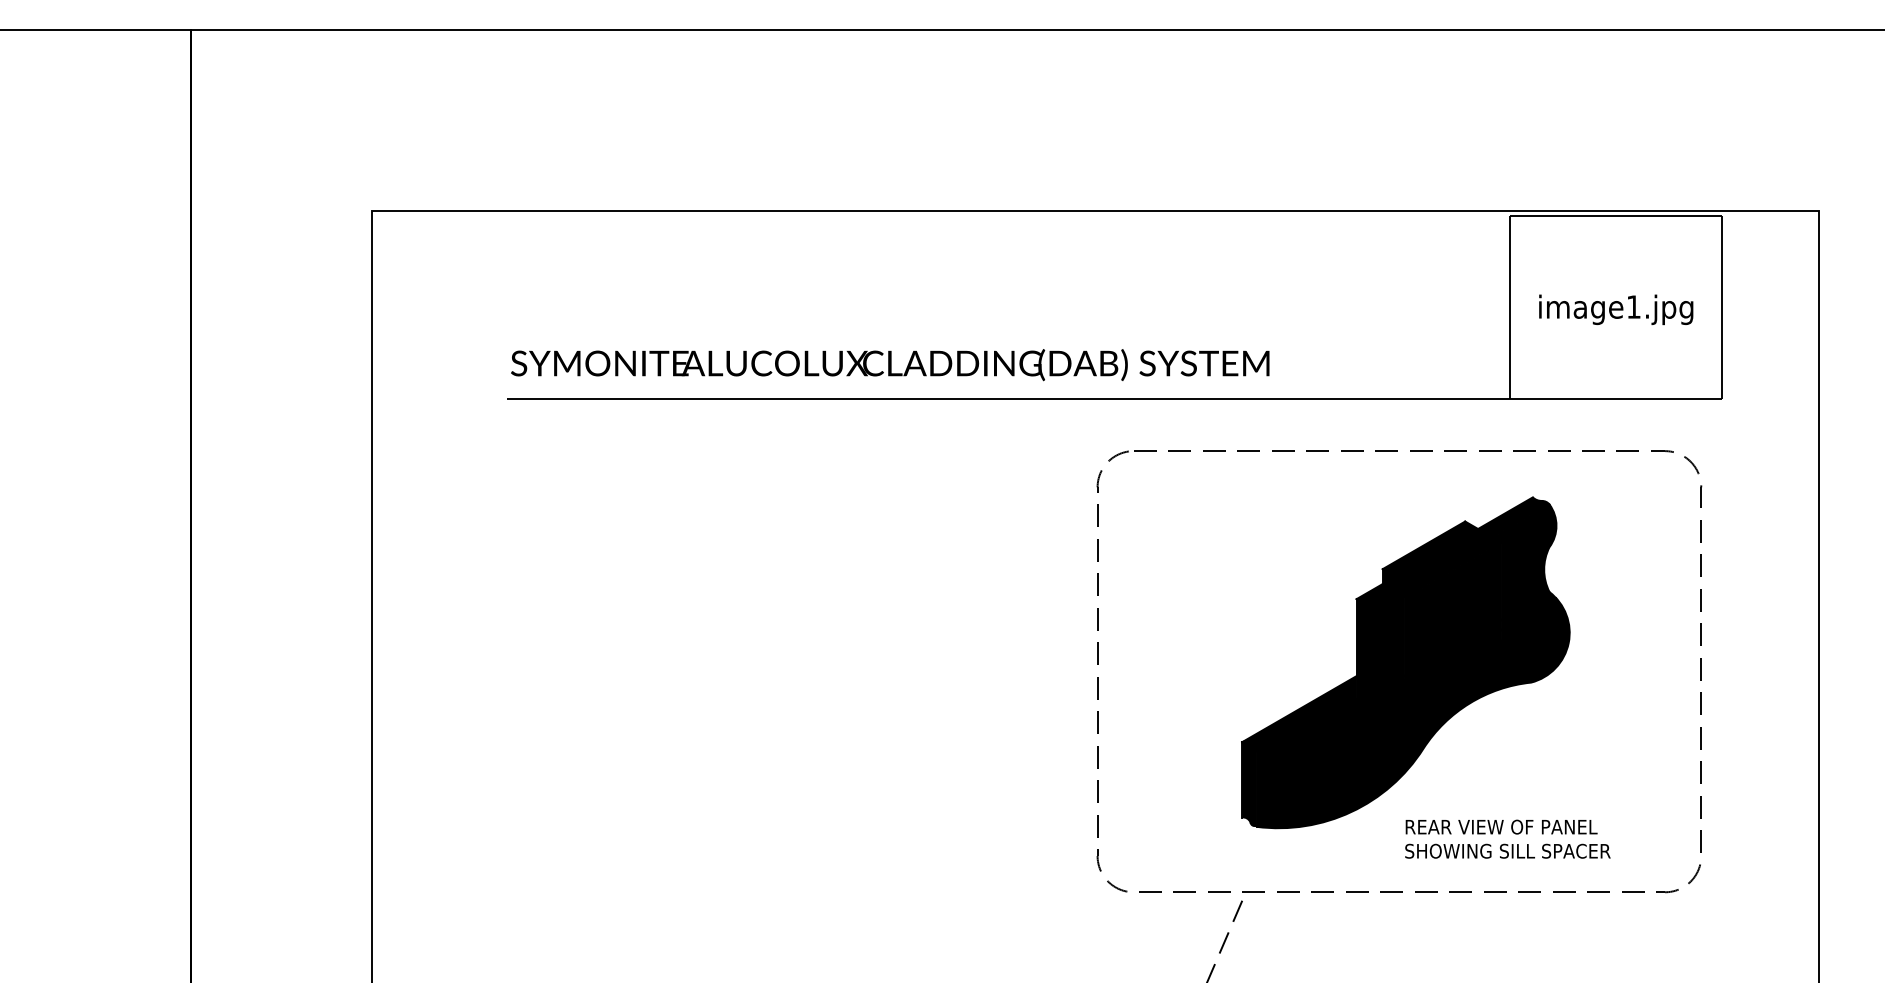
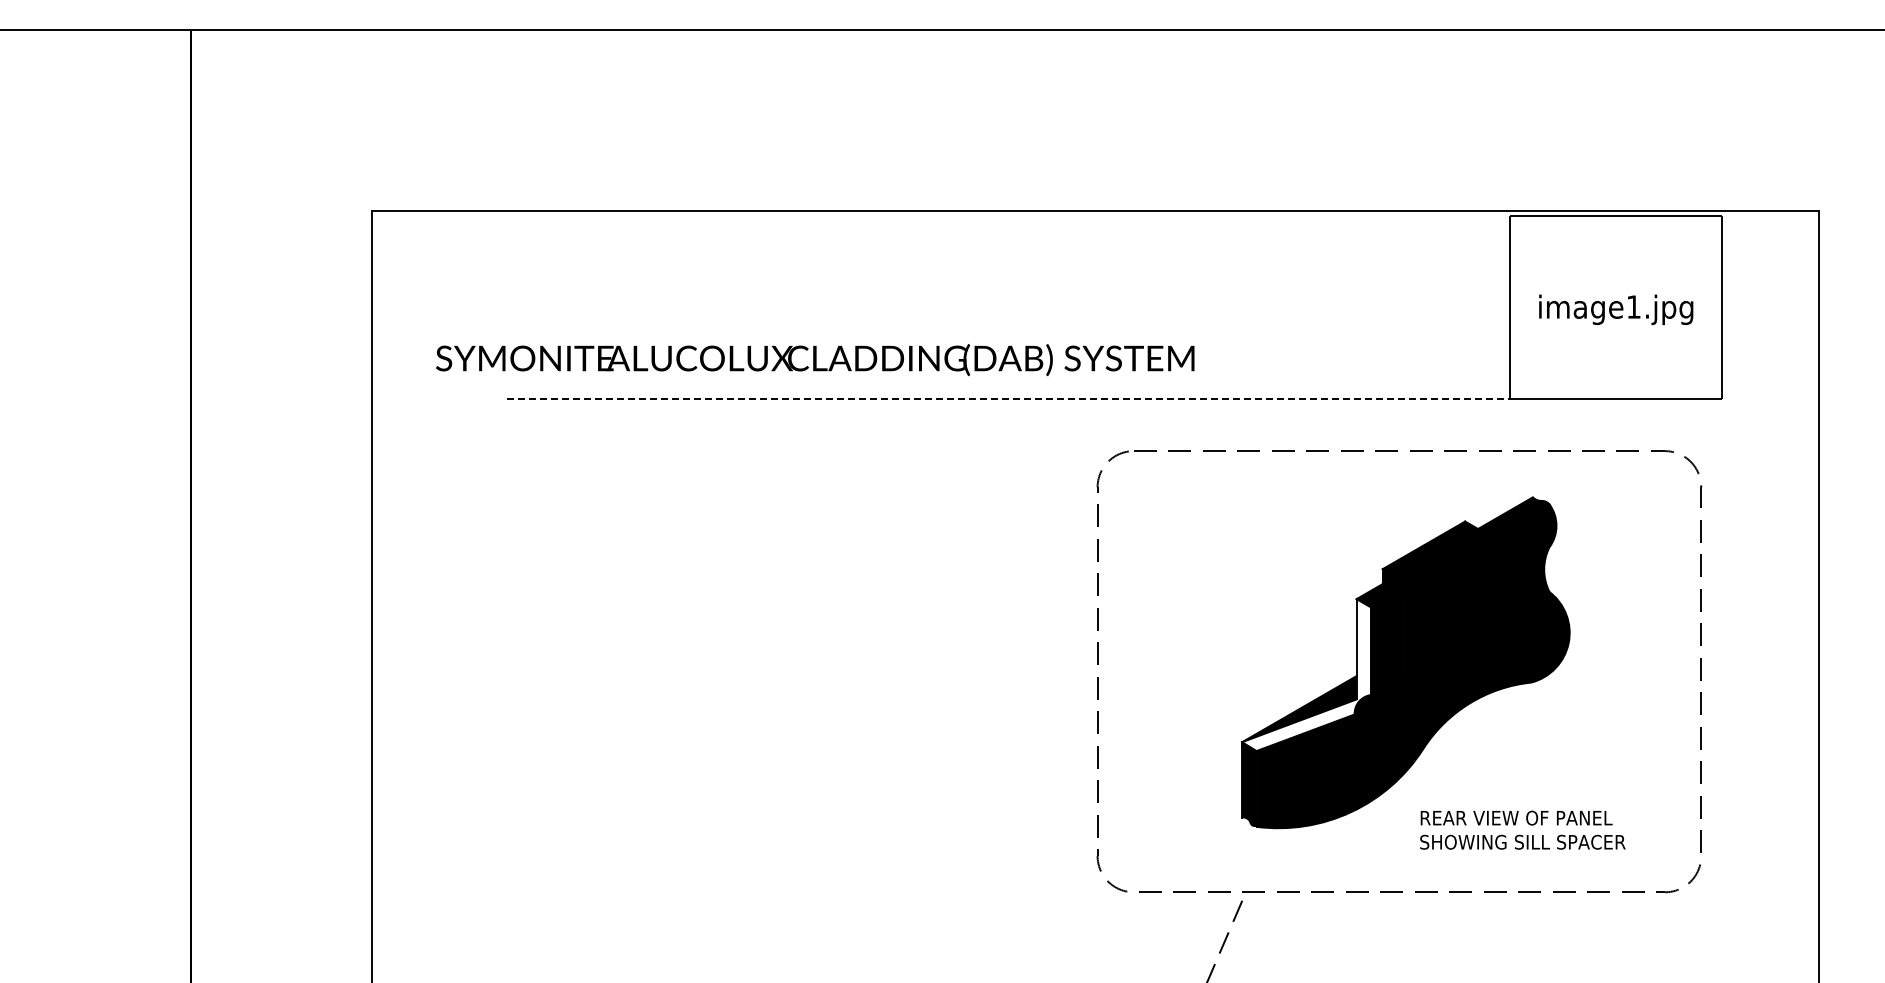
text position: (890, 365) -> (815, 360) (815, 360)
line: solid -> dashed (1008, 398)
fill: present -> none (1306, 675)
text position: (1507, 838) -> (1522, 829) (1522, 829)
